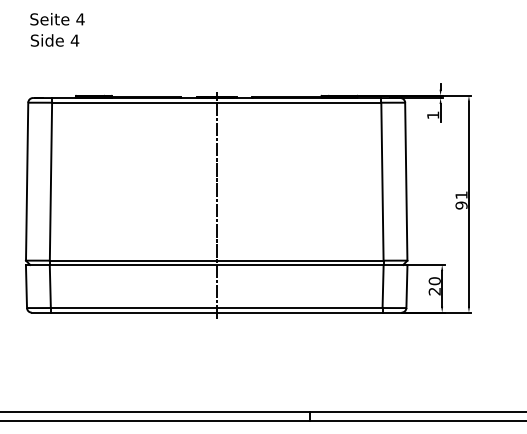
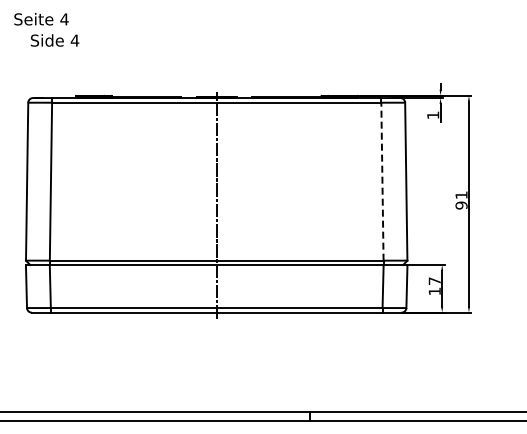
text position: (57, 19) -> (41, 19) (41, 19)
line: solid -> dashed (382, 181)
text: 20 -> 17 (434, 286)
